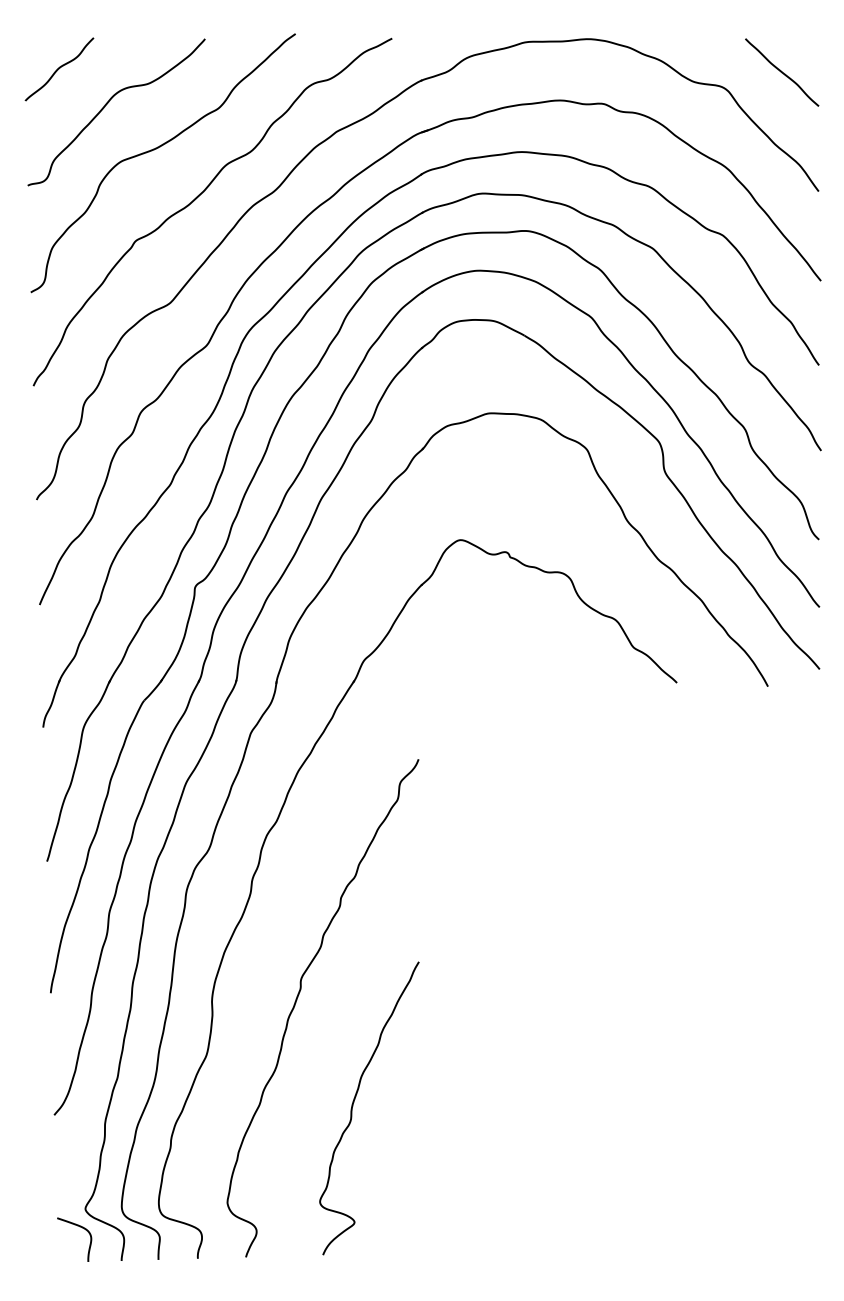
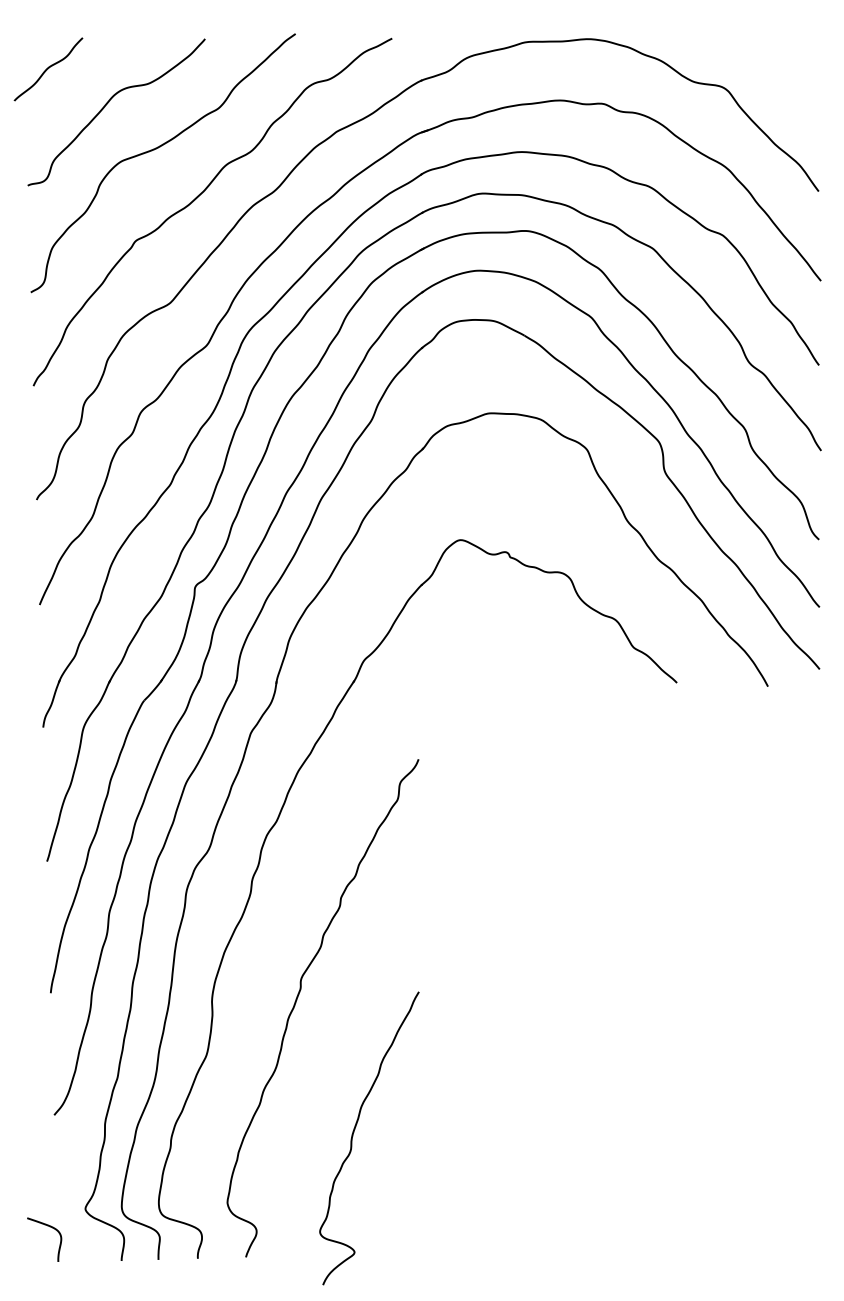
curve position: (59, 69) -> (48, 69) (48, 69)
curve: present -> none (782, 72)
curve position: (353, 1106) -> (353, 1136) (353, 1136)
curve position: (77, 1226) -> (47, 1226) (47, 1226)
